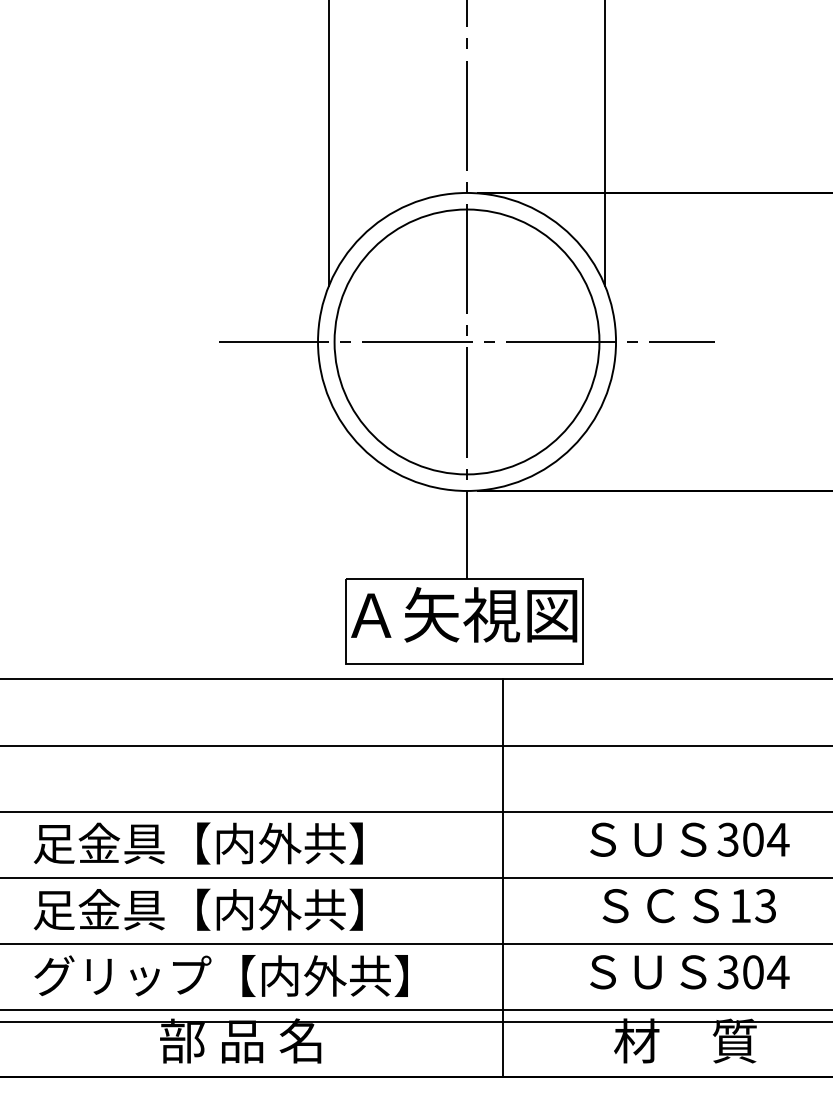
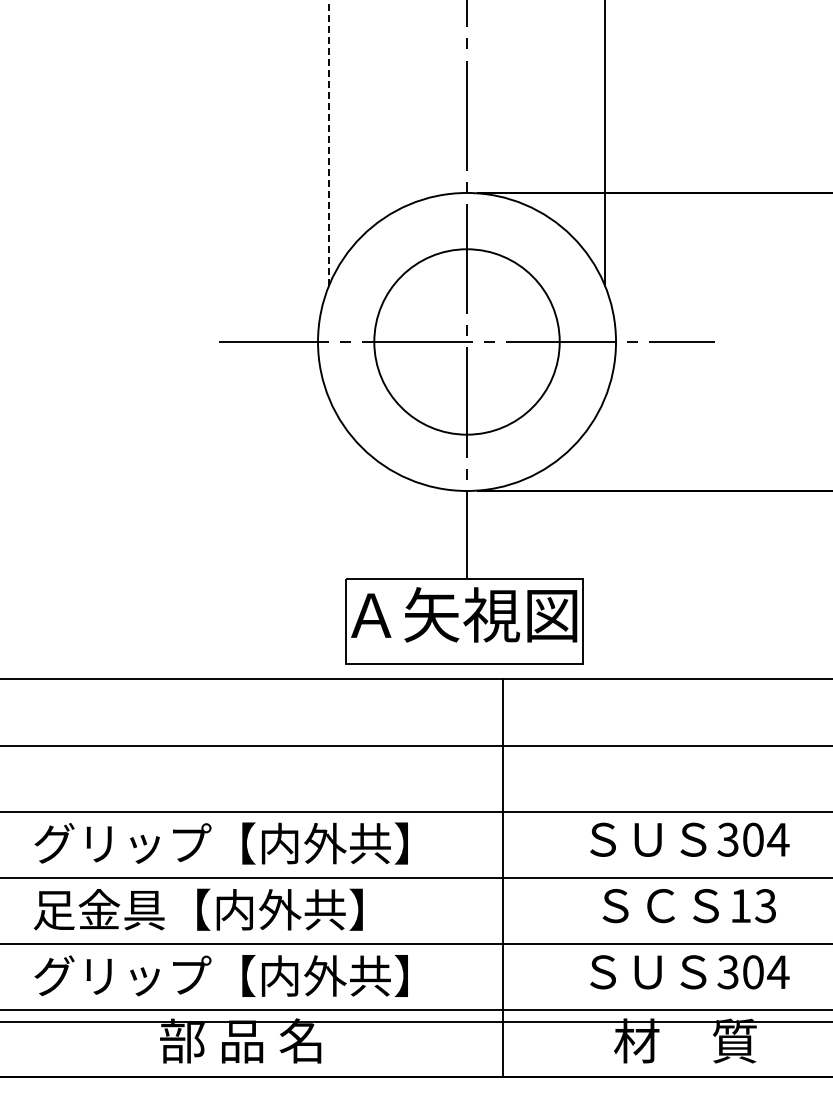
line: solid -> dashed (329, 142)
circle diameter: 265 px -> 185 px (466, 341)
text: 足金具【内外共】 -> グリップ【内外共】 (220, 843)
